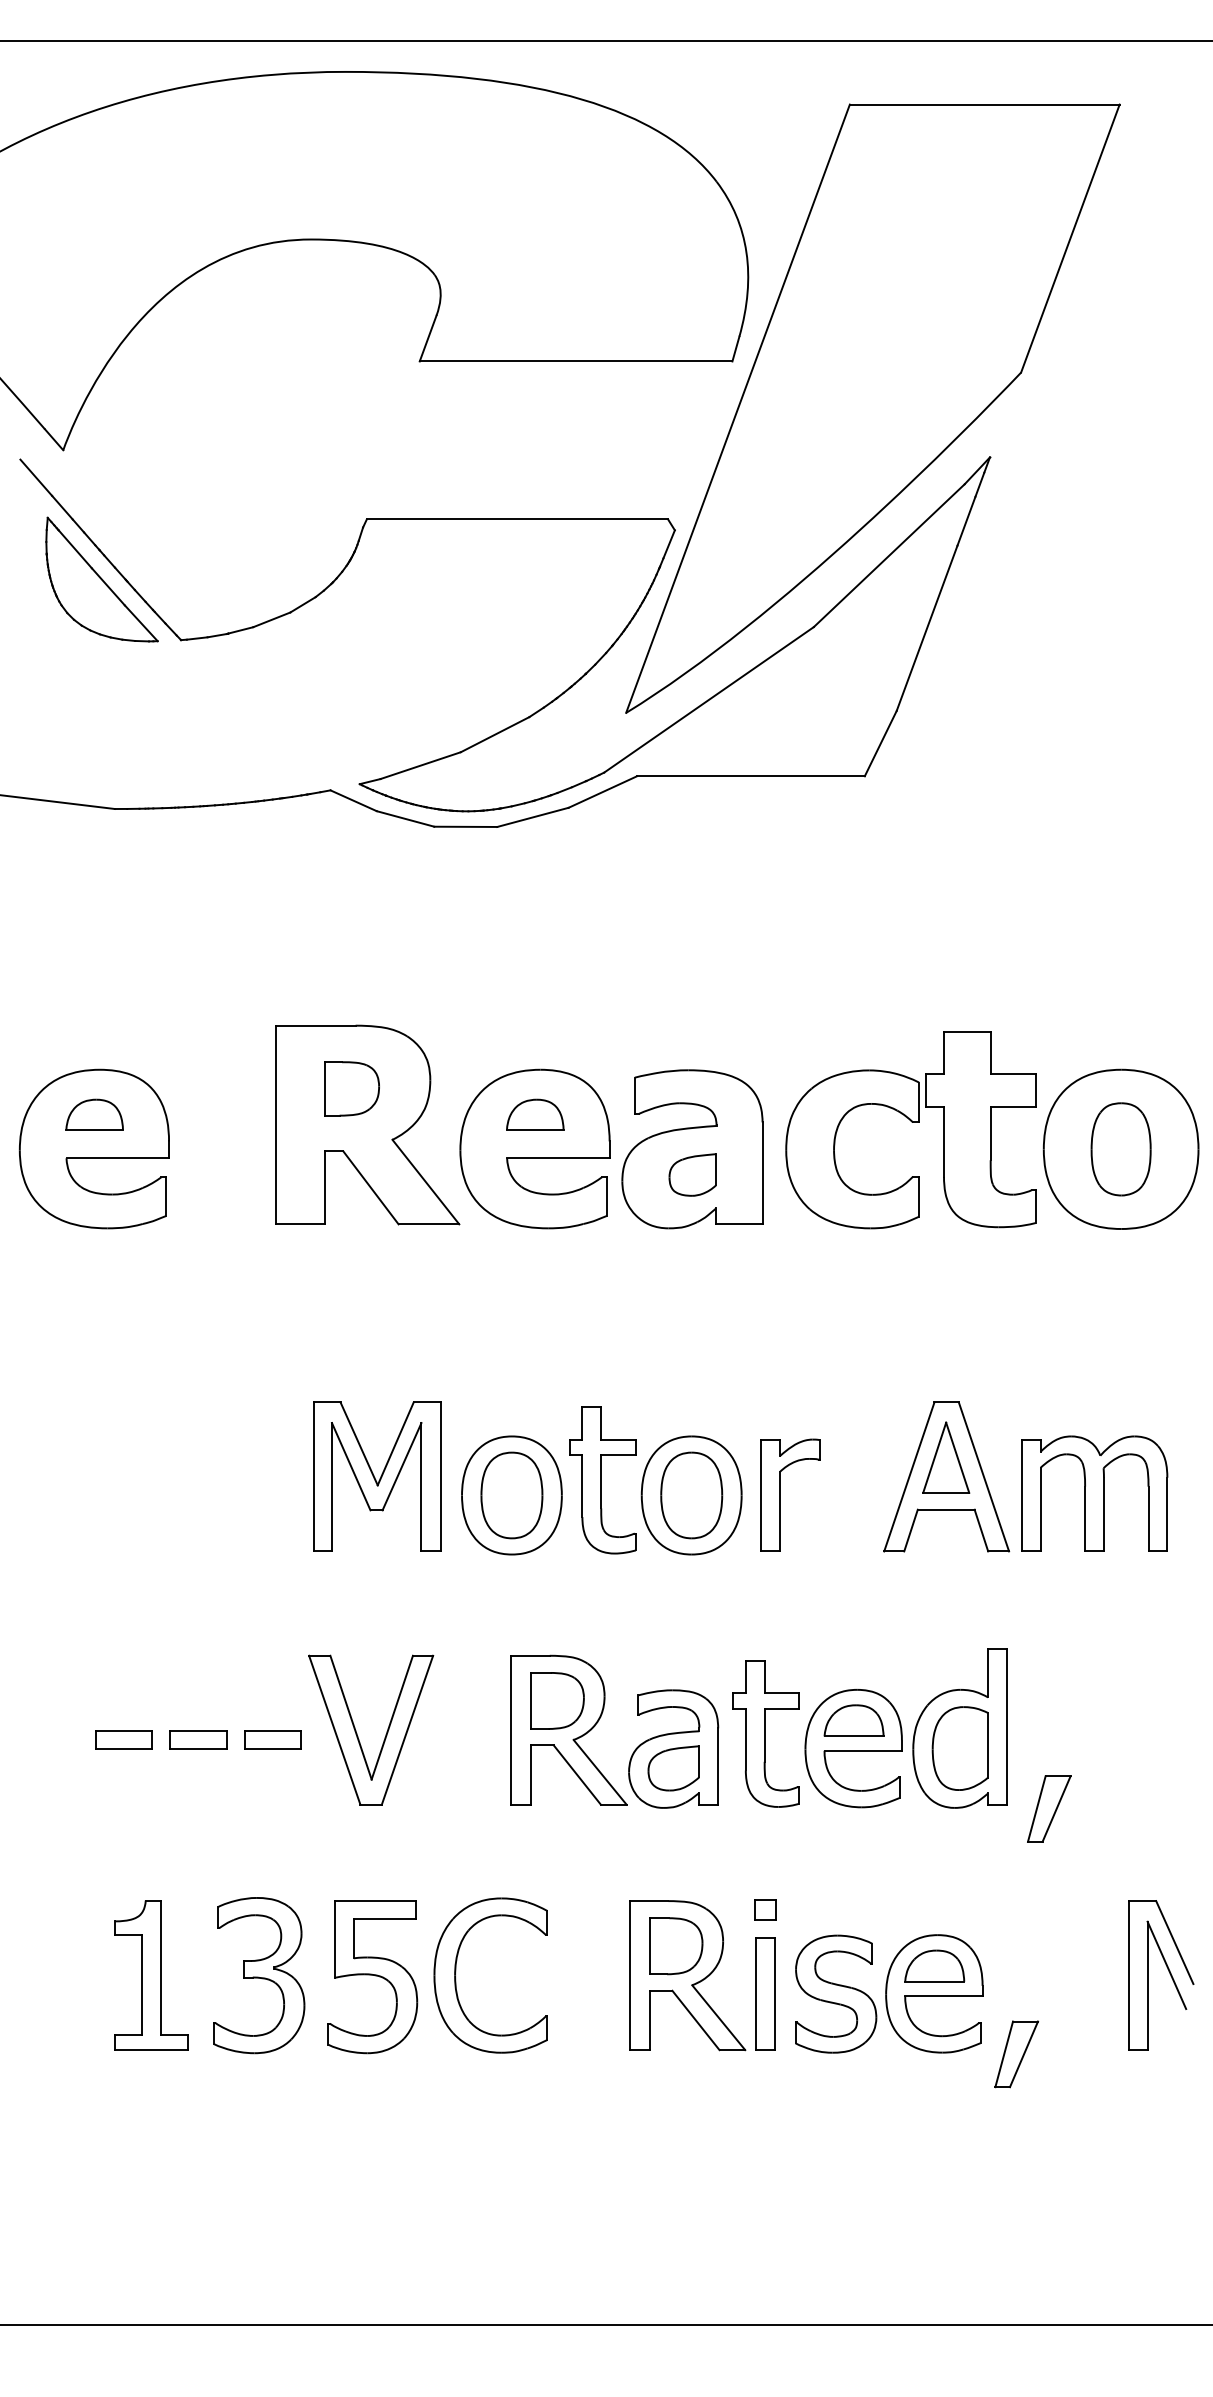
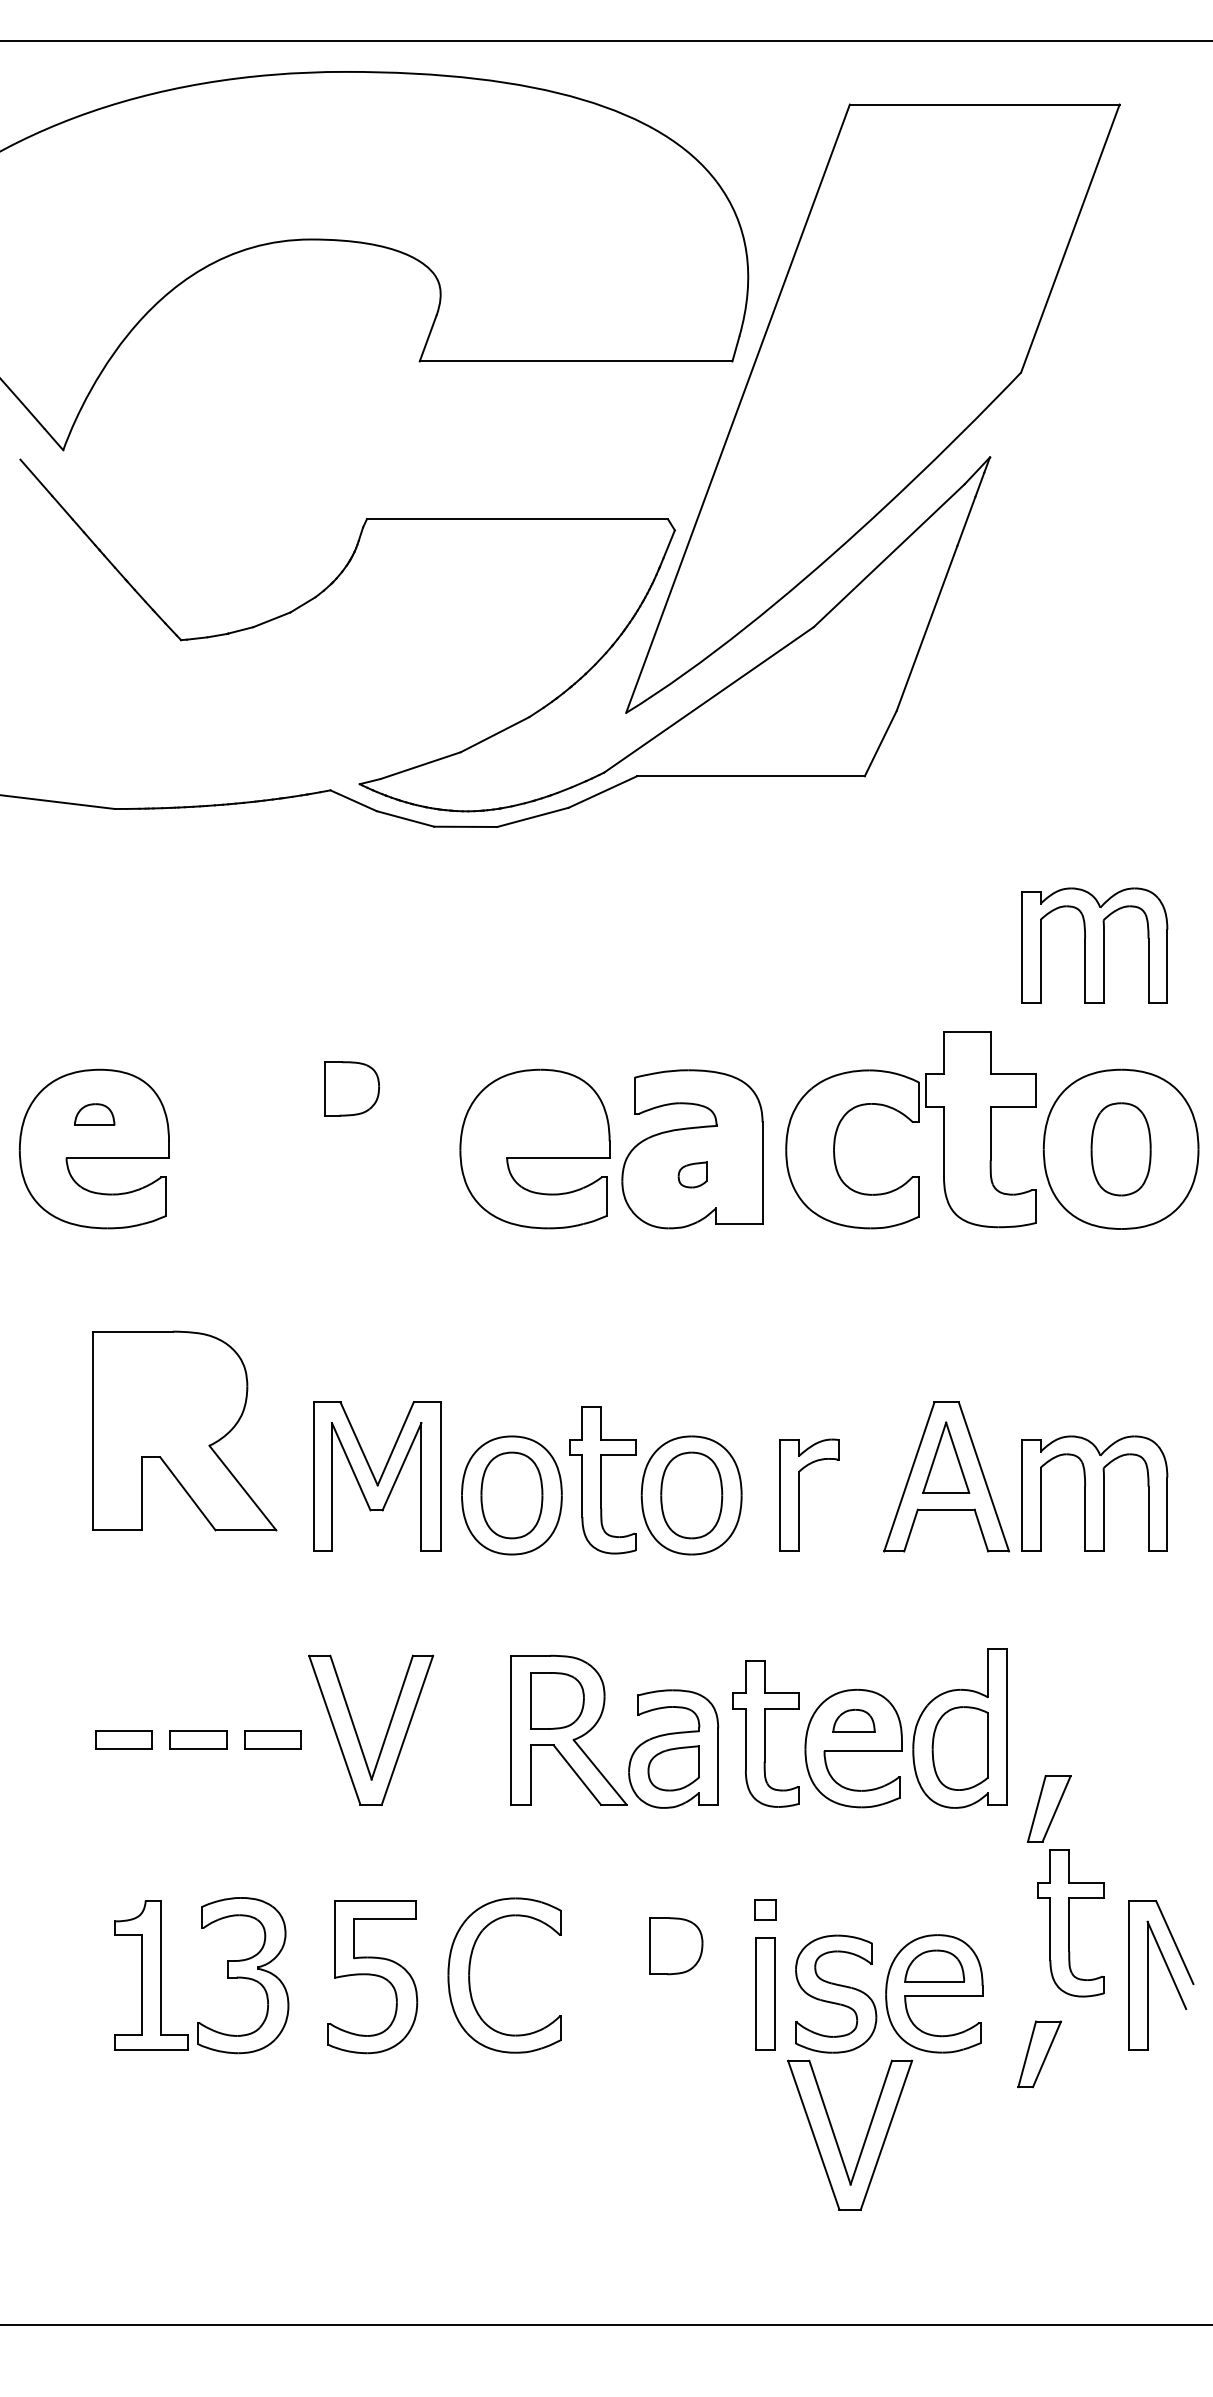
part: present -> none (101, 579)
part: none -> present (1094, 945)
part size: 59x33 px -> 42x23 px (94, 1114)
part: present -> none (535, 1114)
part position: (367, 1124) -> (184, 1430) (184, 1430)
part size: 49x44 px -> 31x28 px (692, 1174)
part position: (780, 1494) -> (799, 1494) (799, 1494)
part size: 62x33 px -> 44x24 px (853, 1720)
part: none -> present (1070, 1923)
part position: (456, 1971) -> (470, 1971) (470, 1971)
part position: (259, 1975) -> (243, 1975) (243, 1975)
part: present -> none (687, 1975)
part position: (1016, 2054) -> (1039, 2054) (1039, 2054)
part: none -> present (836, 2138)
